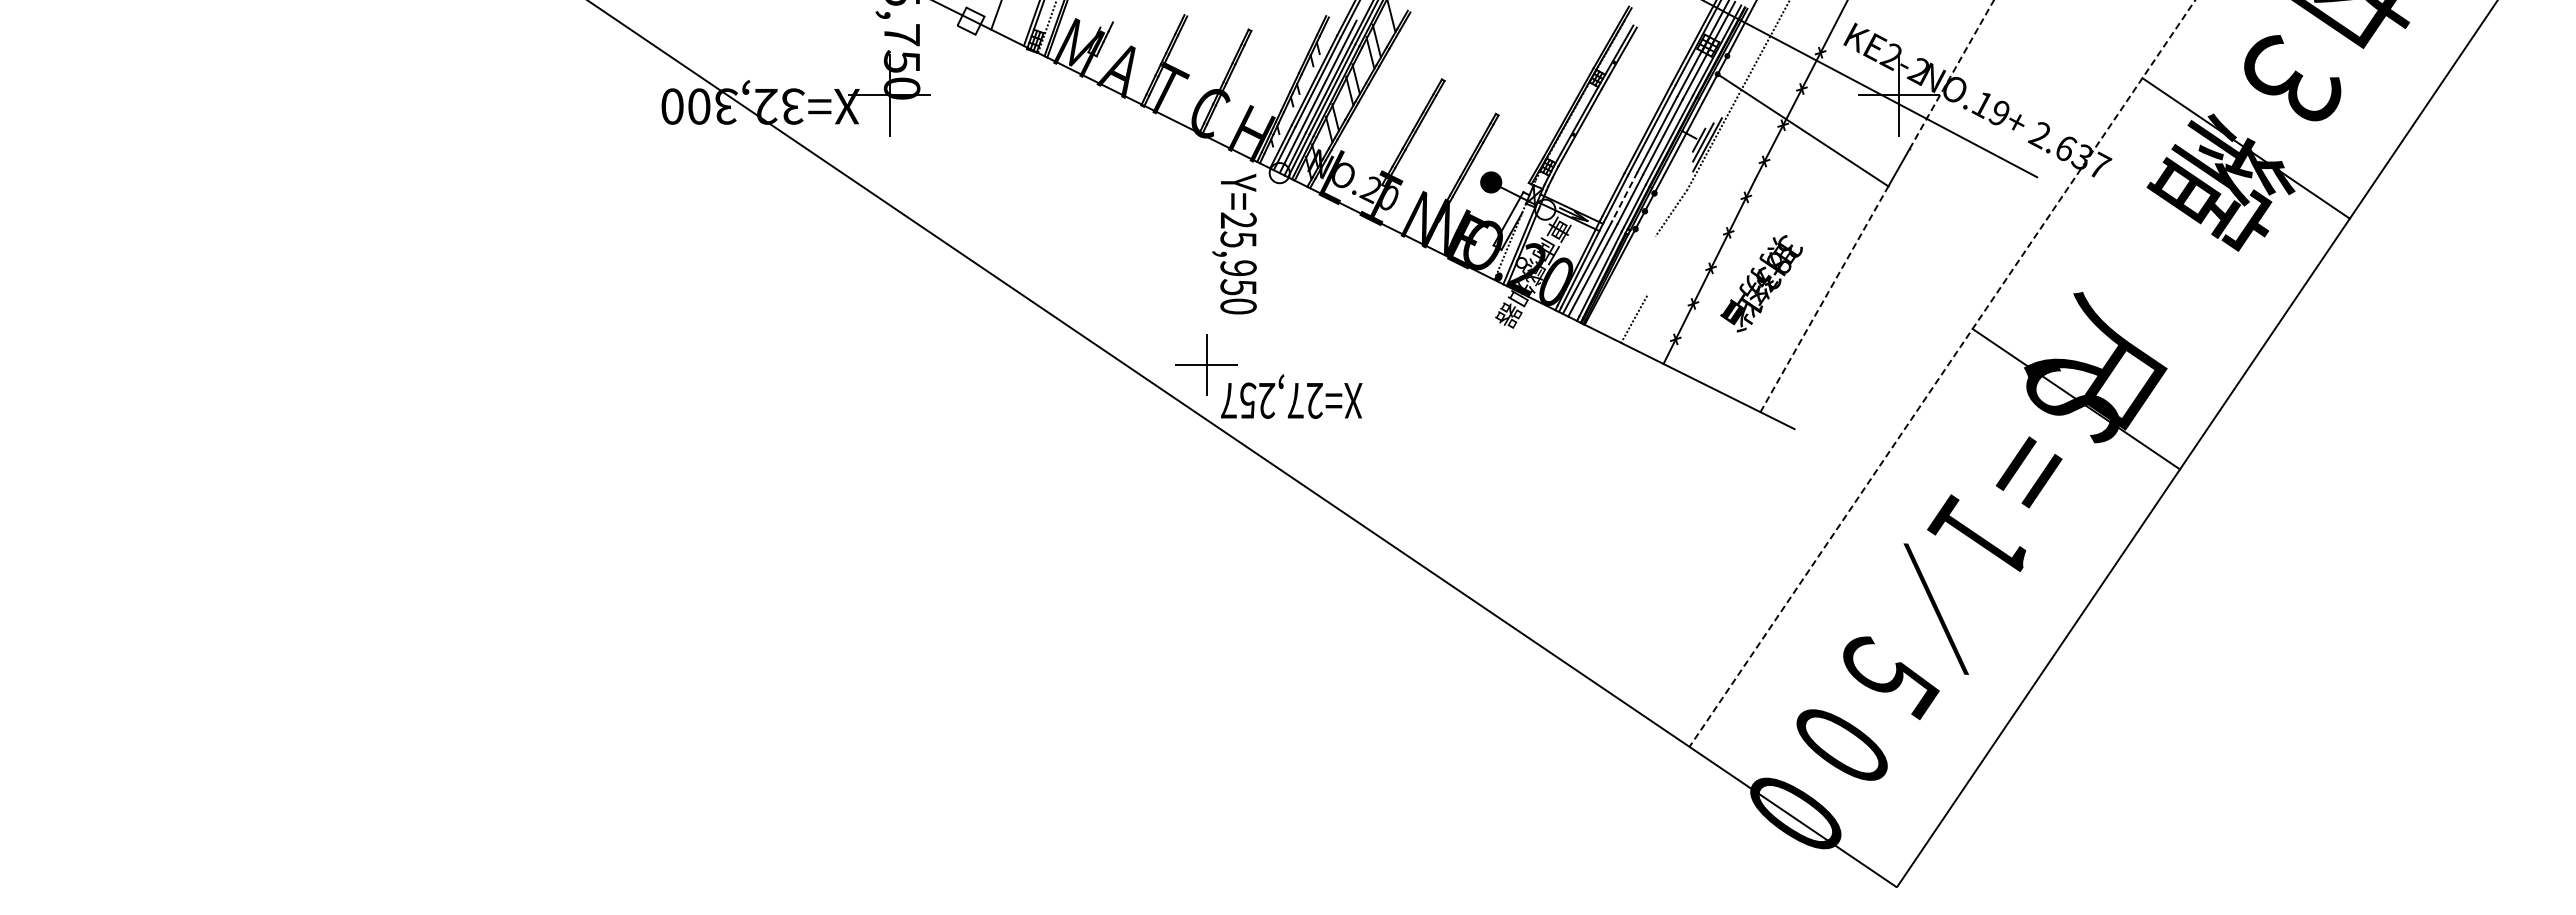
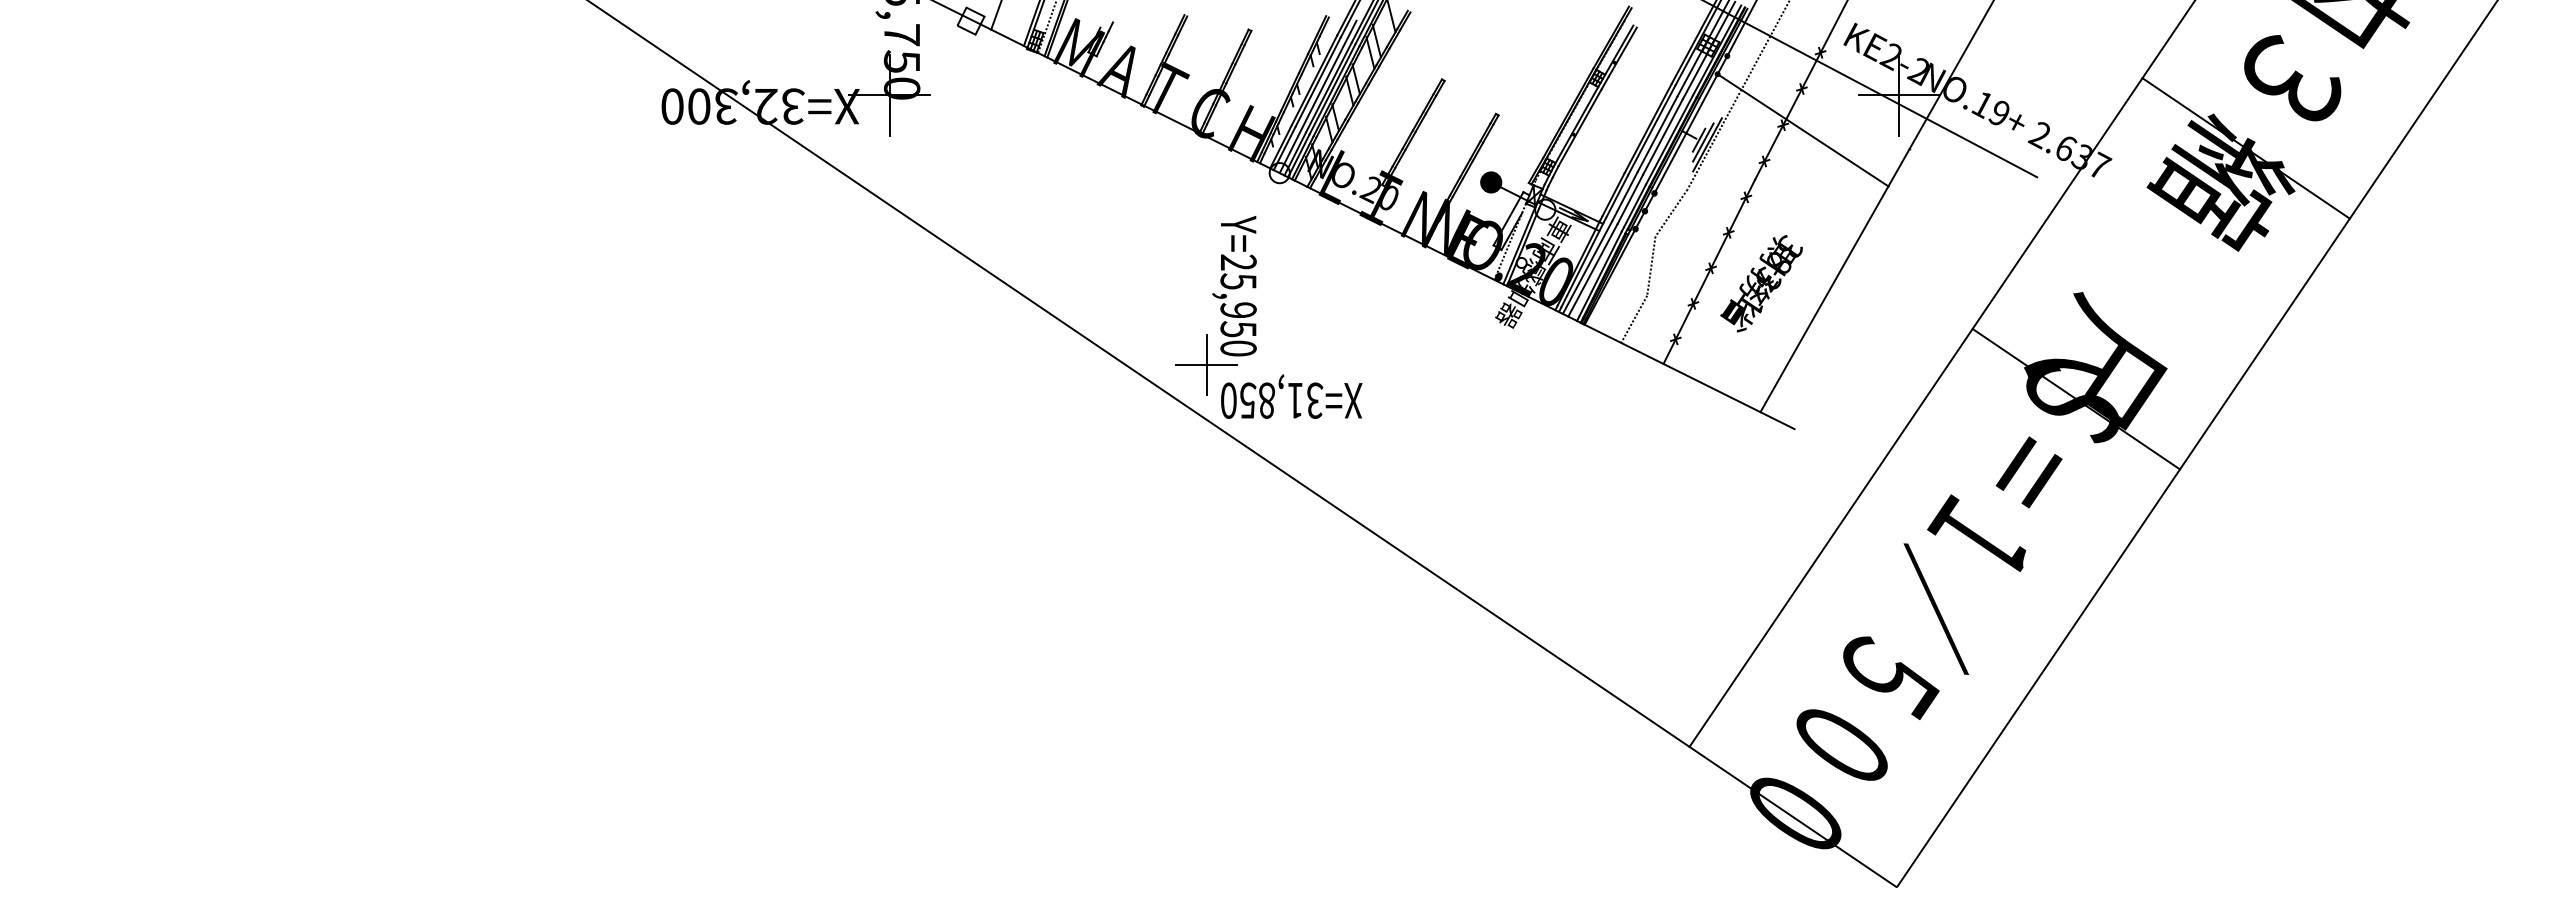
line: dashed -> solid (1951, 74)
line: dashed -> solid (1624, 196)
text position: (1234, 244) -> (1234, 286) (1234, 286)
line: none -> present (1651, 265)
line: dashed -> solid (1824, 299)
line: dashed -> solid (1942, 373)
text: X=27,257 -> X=31,850 (1272, 400)
